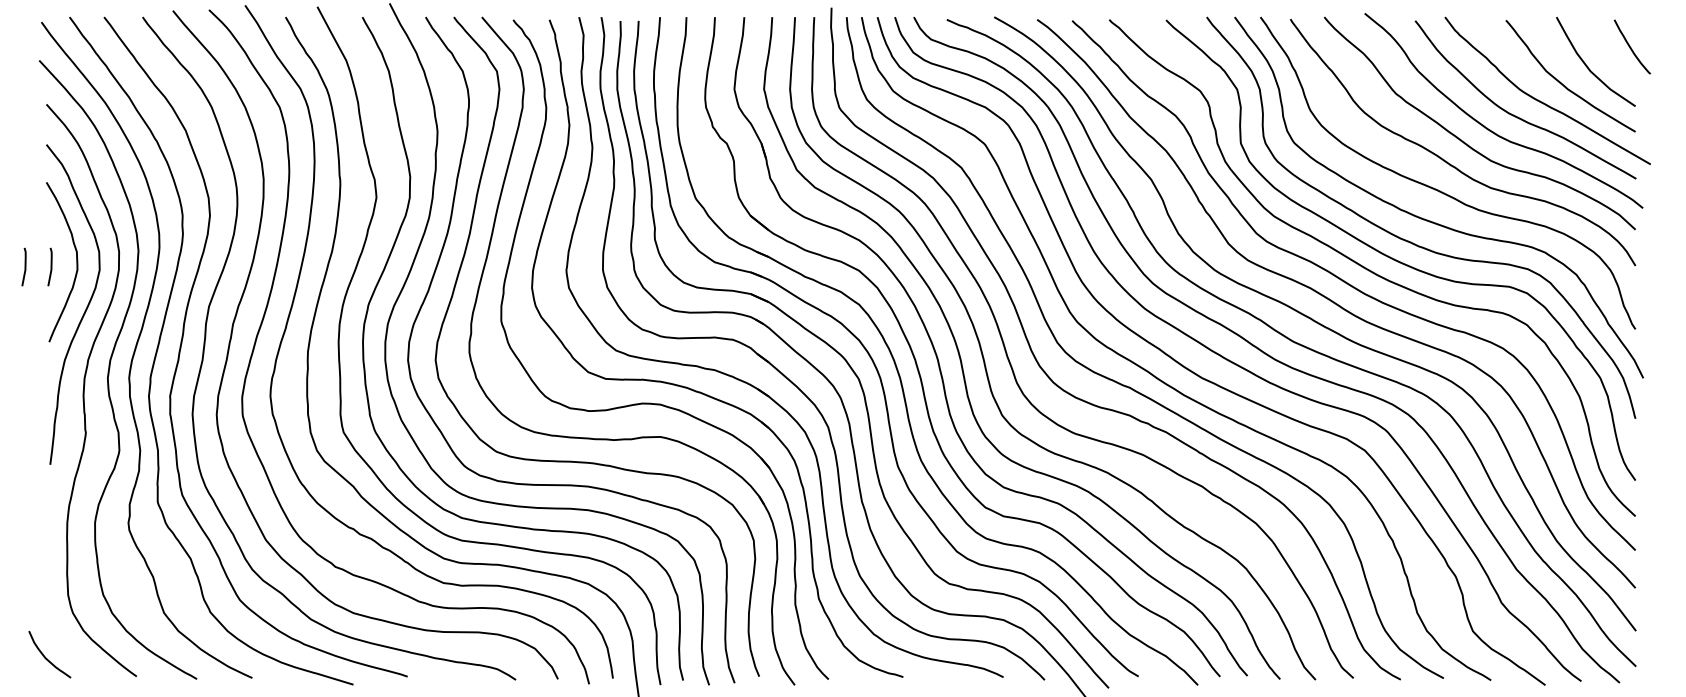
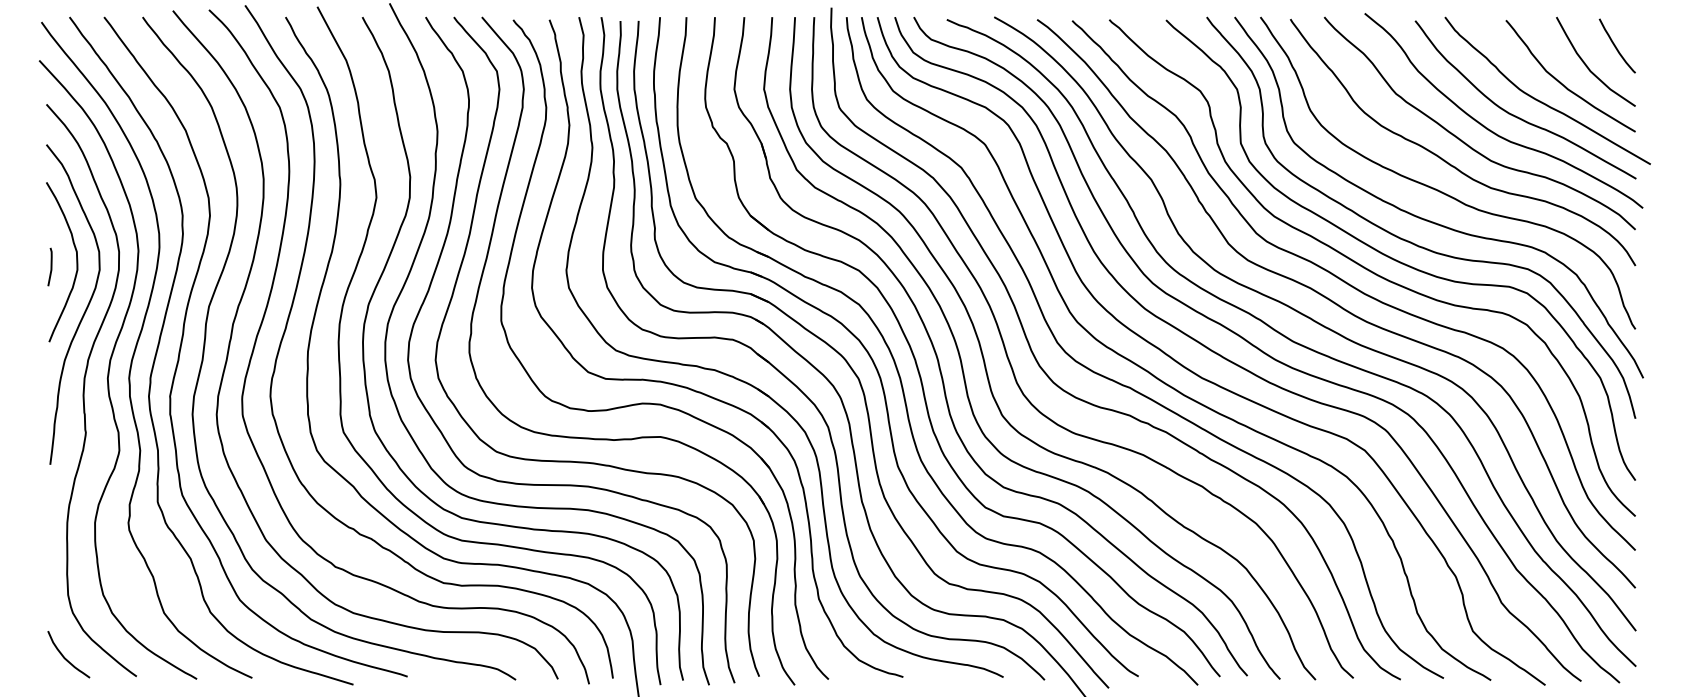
curve position: (1630, 46) -> (1615, 45) (1615, 45)
line: present -> none (24, 266)
curve position: (46, 657) -> (65, 657) (65, 657)
